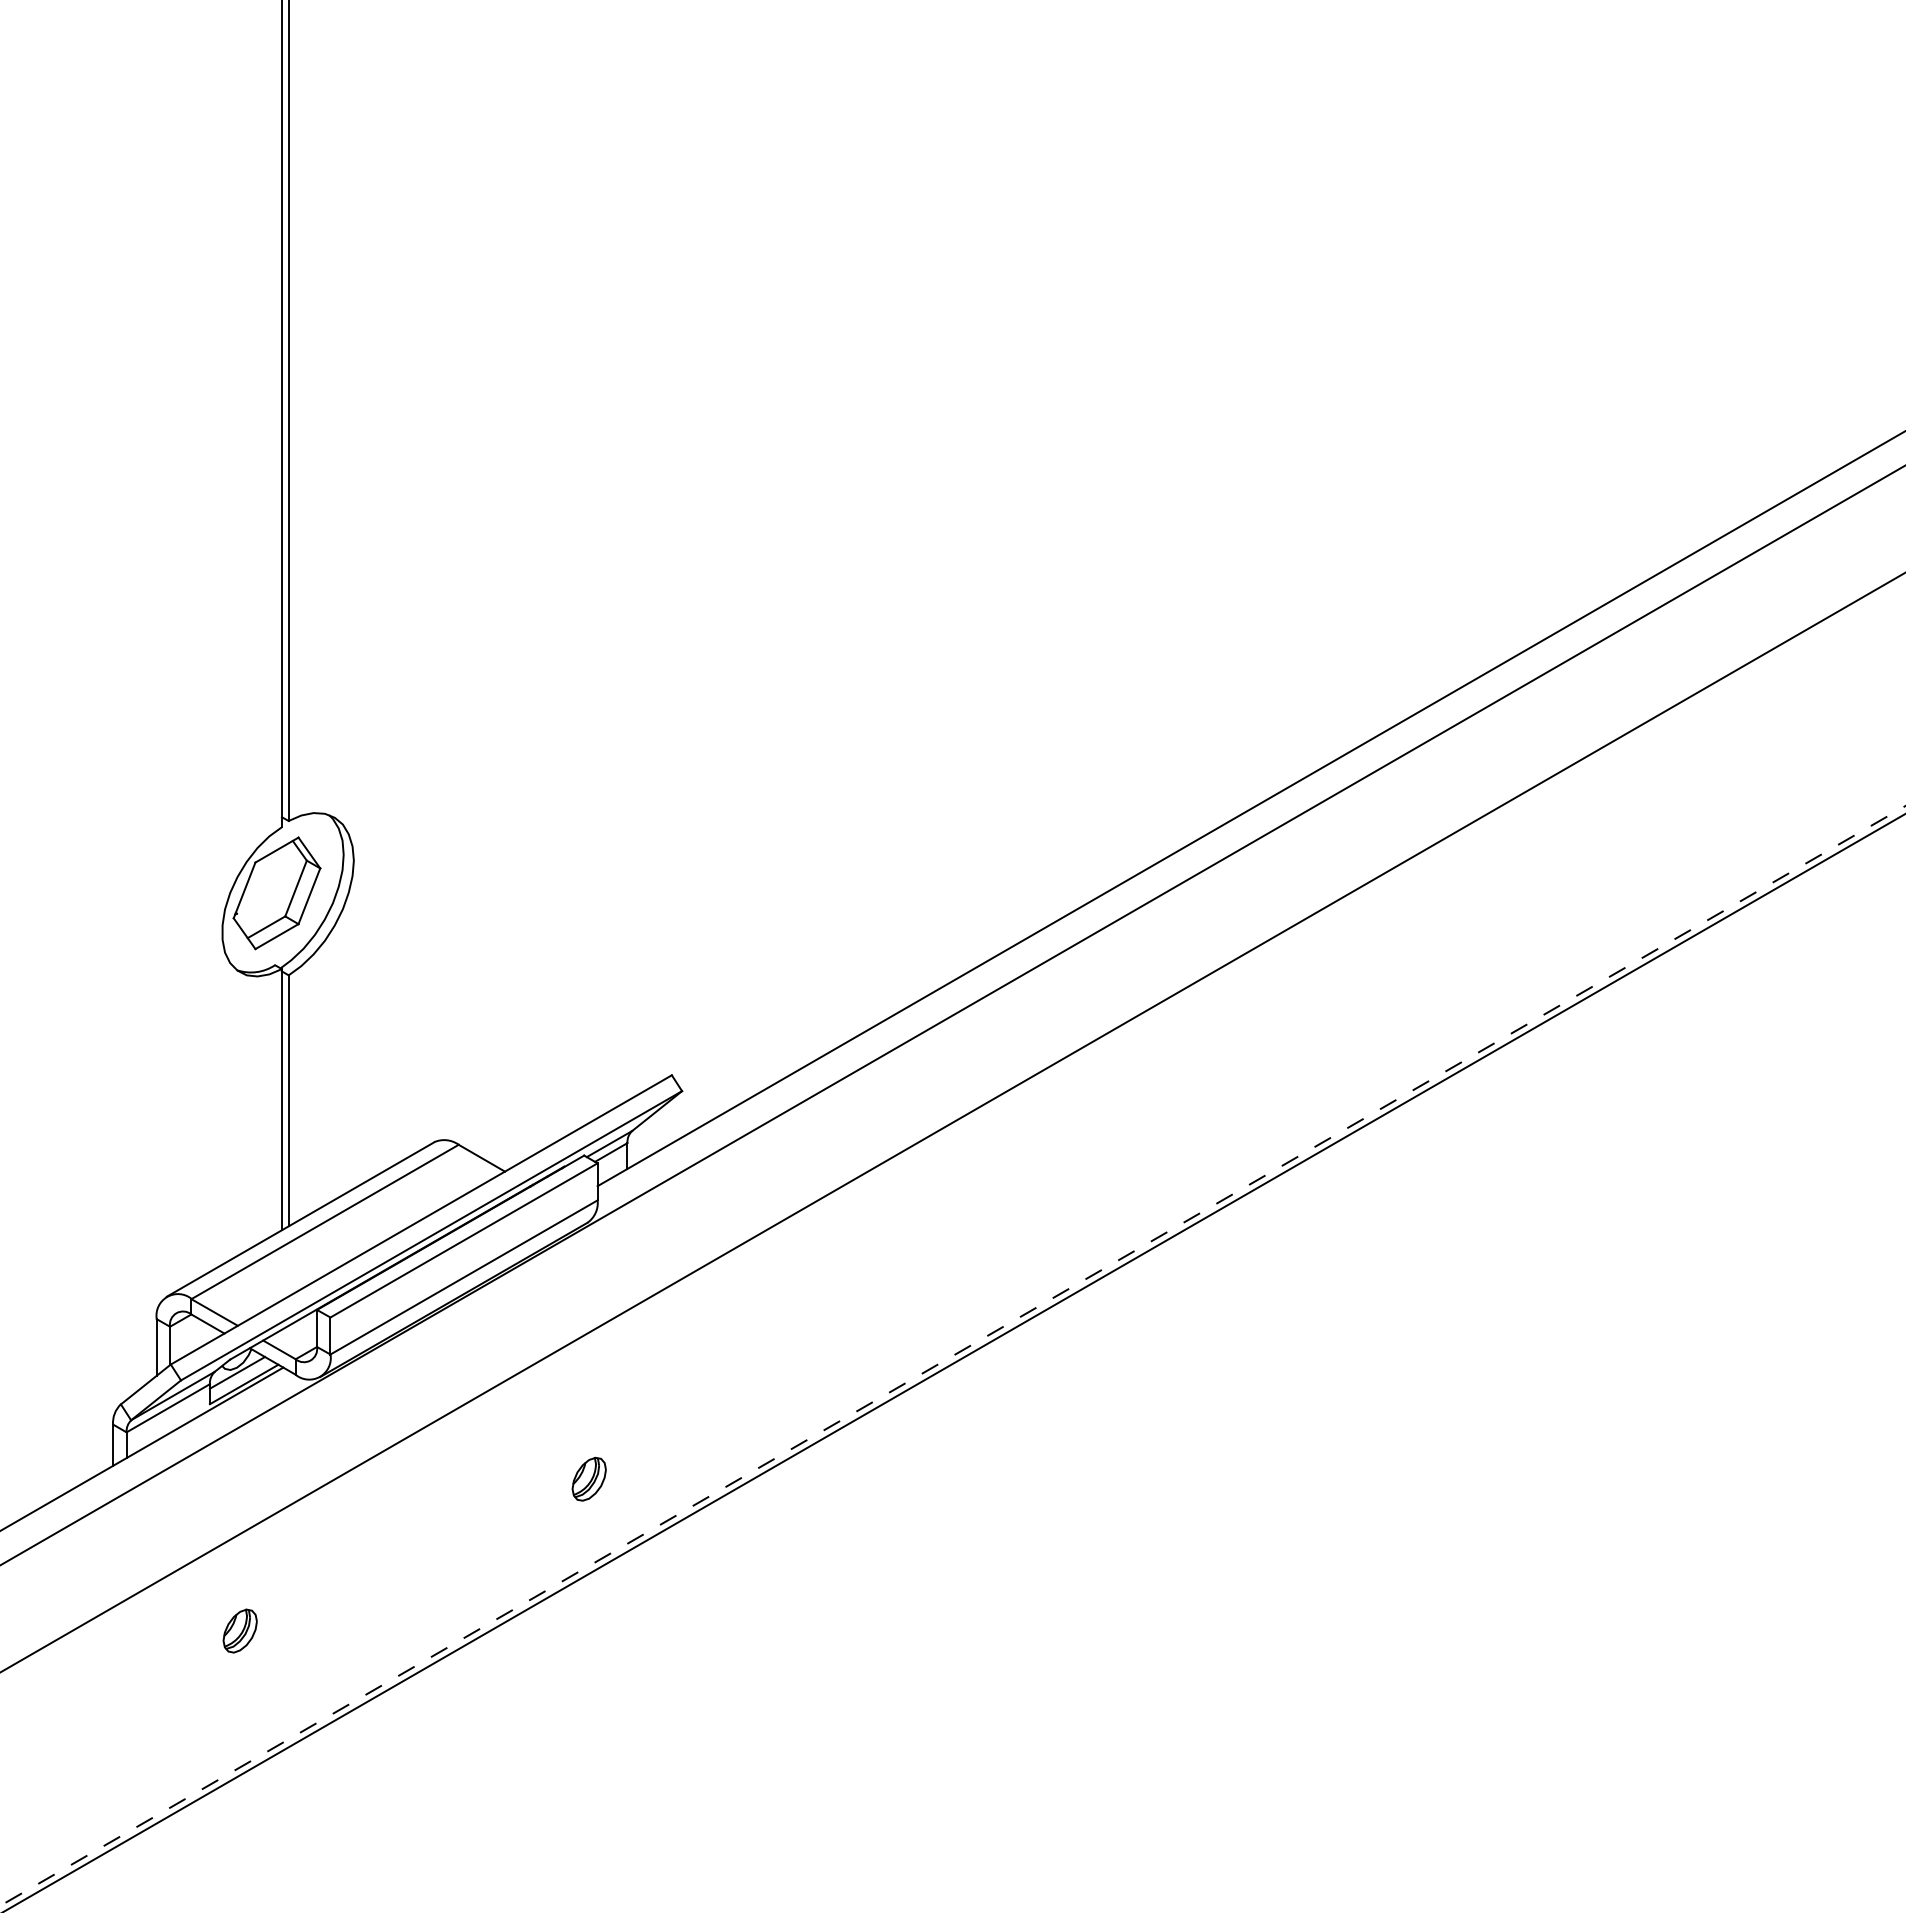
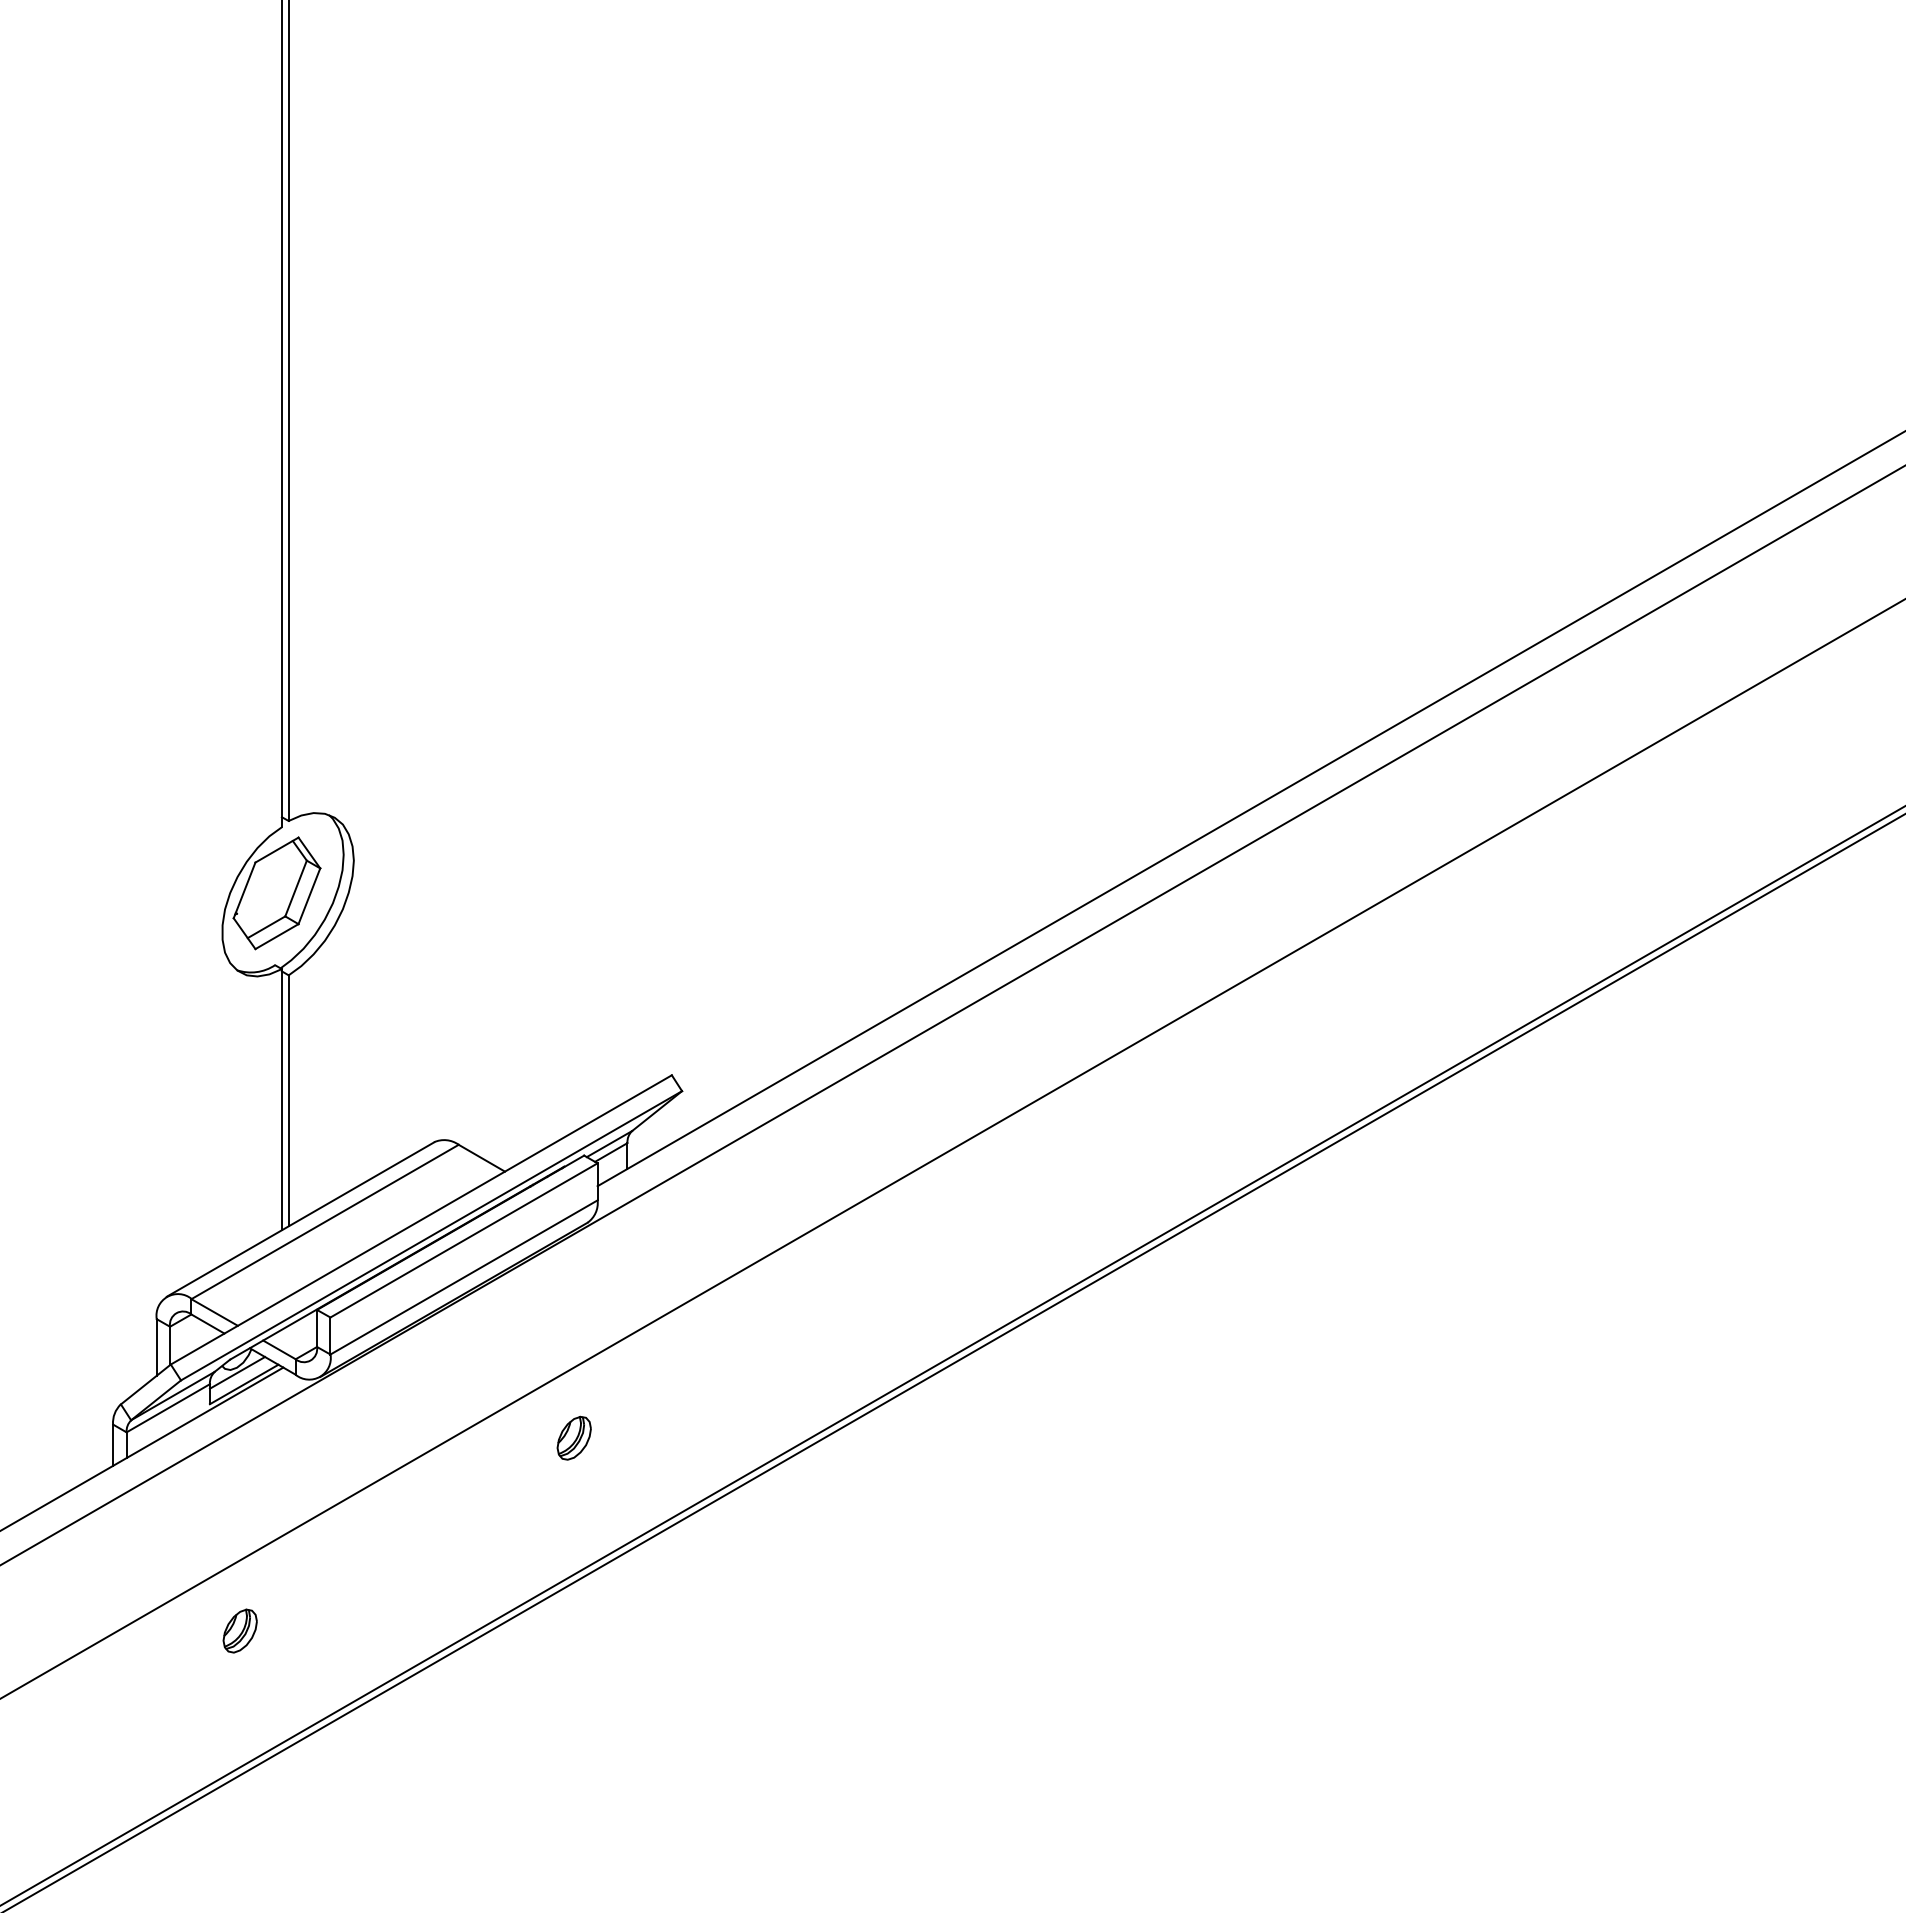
line position: (952, 1122) -> (952, 1148) (952, 1148)
line: dashed -> solid (952, 1355)
part position: (588, 1478) -> (573, 1437) (573, 1437)
